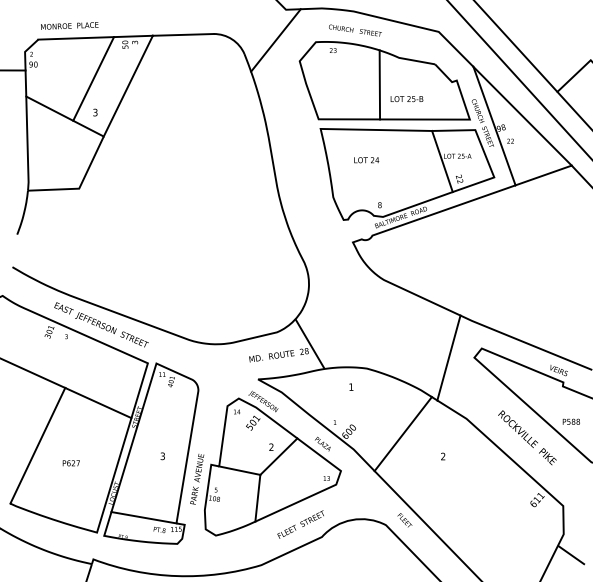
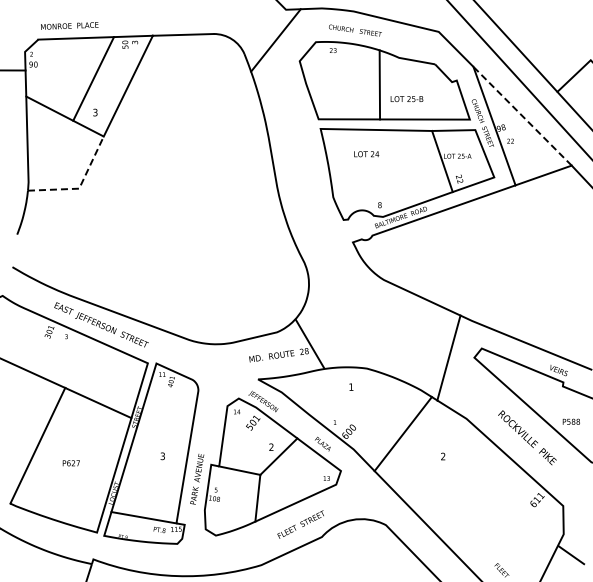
line: solid -> dashed (522, 116)
text position: (366, 160) -> (366, 154) (366, 154)
line: solid -> dashed (80, 185)
text position: (404, 520) -> (501, 570) (501, 570)
